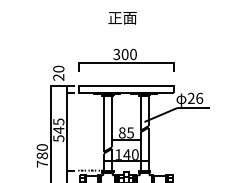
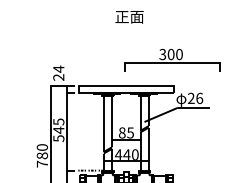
text position: (122, 18) -> (129, 17) (129, 17)
part position: (126, 59) -> (172, 59) (172, 59)
text: 20 -> 24 (58, 68)
text: 140 -> 440 (118, 154)
